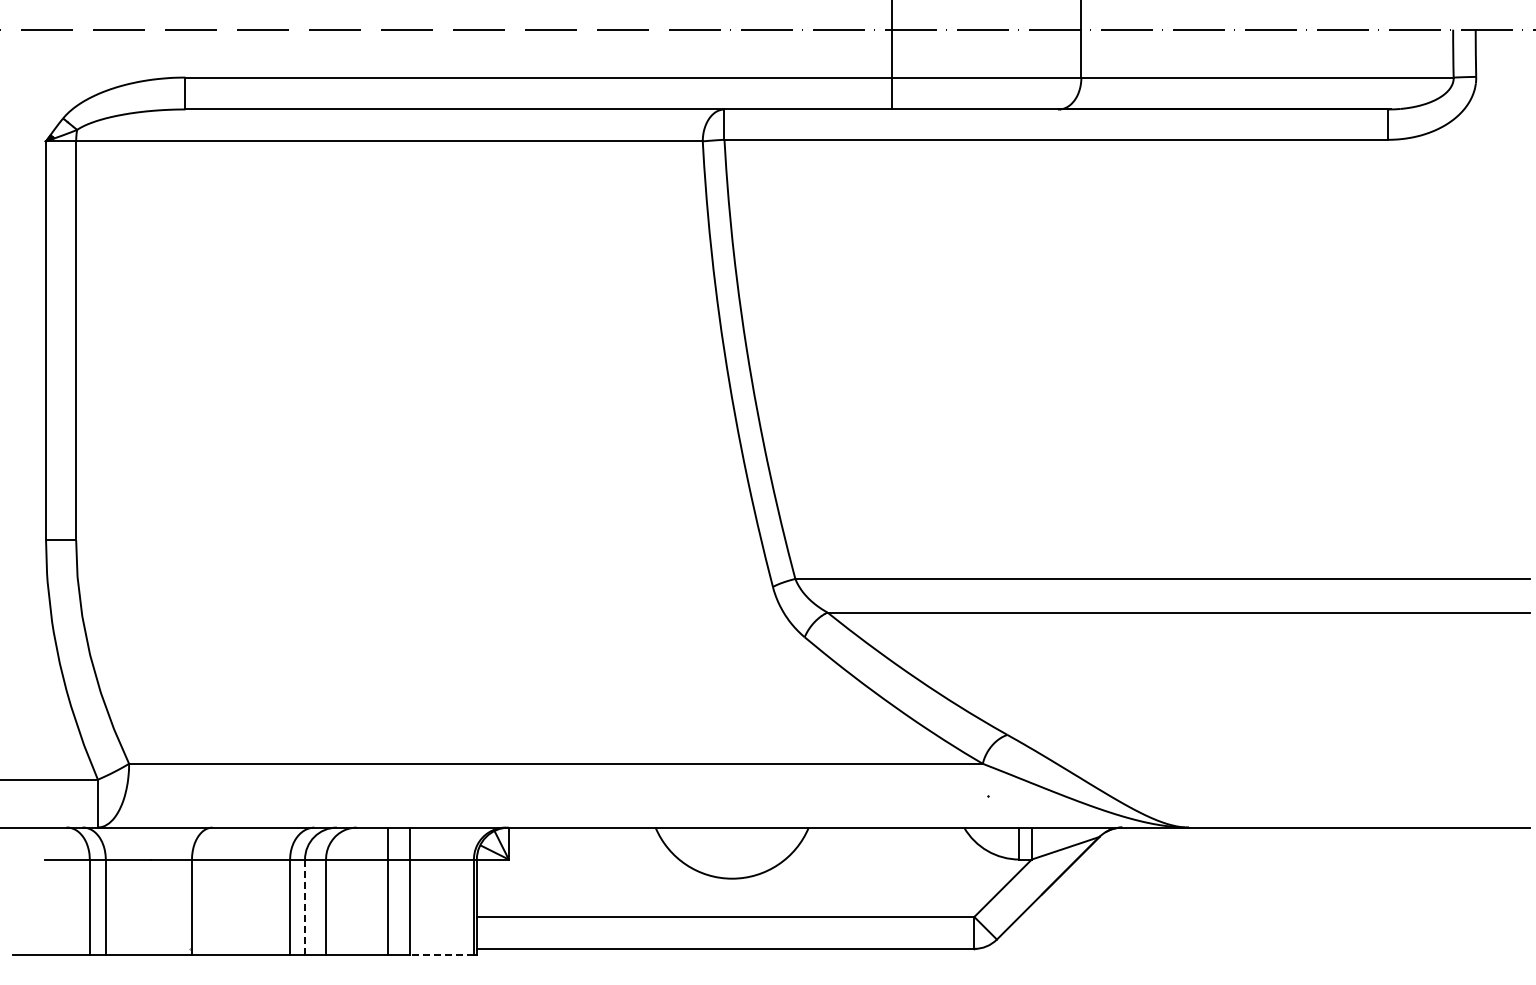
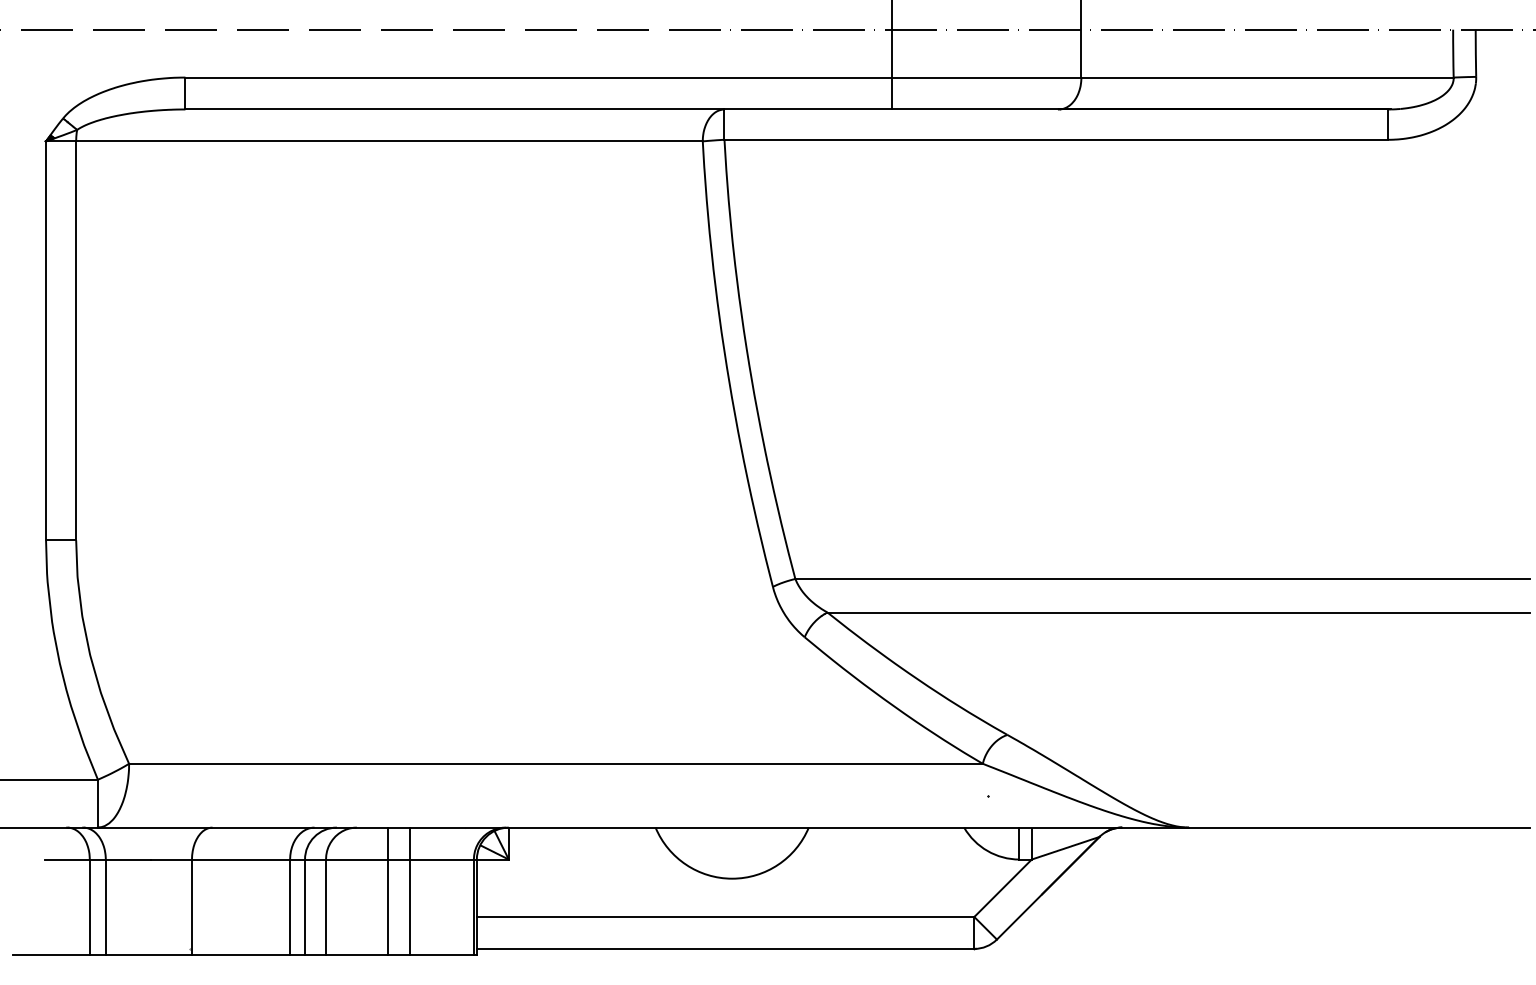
line: dashed -> solid (305, 907)
line: dashed -> solid (442, 955)
